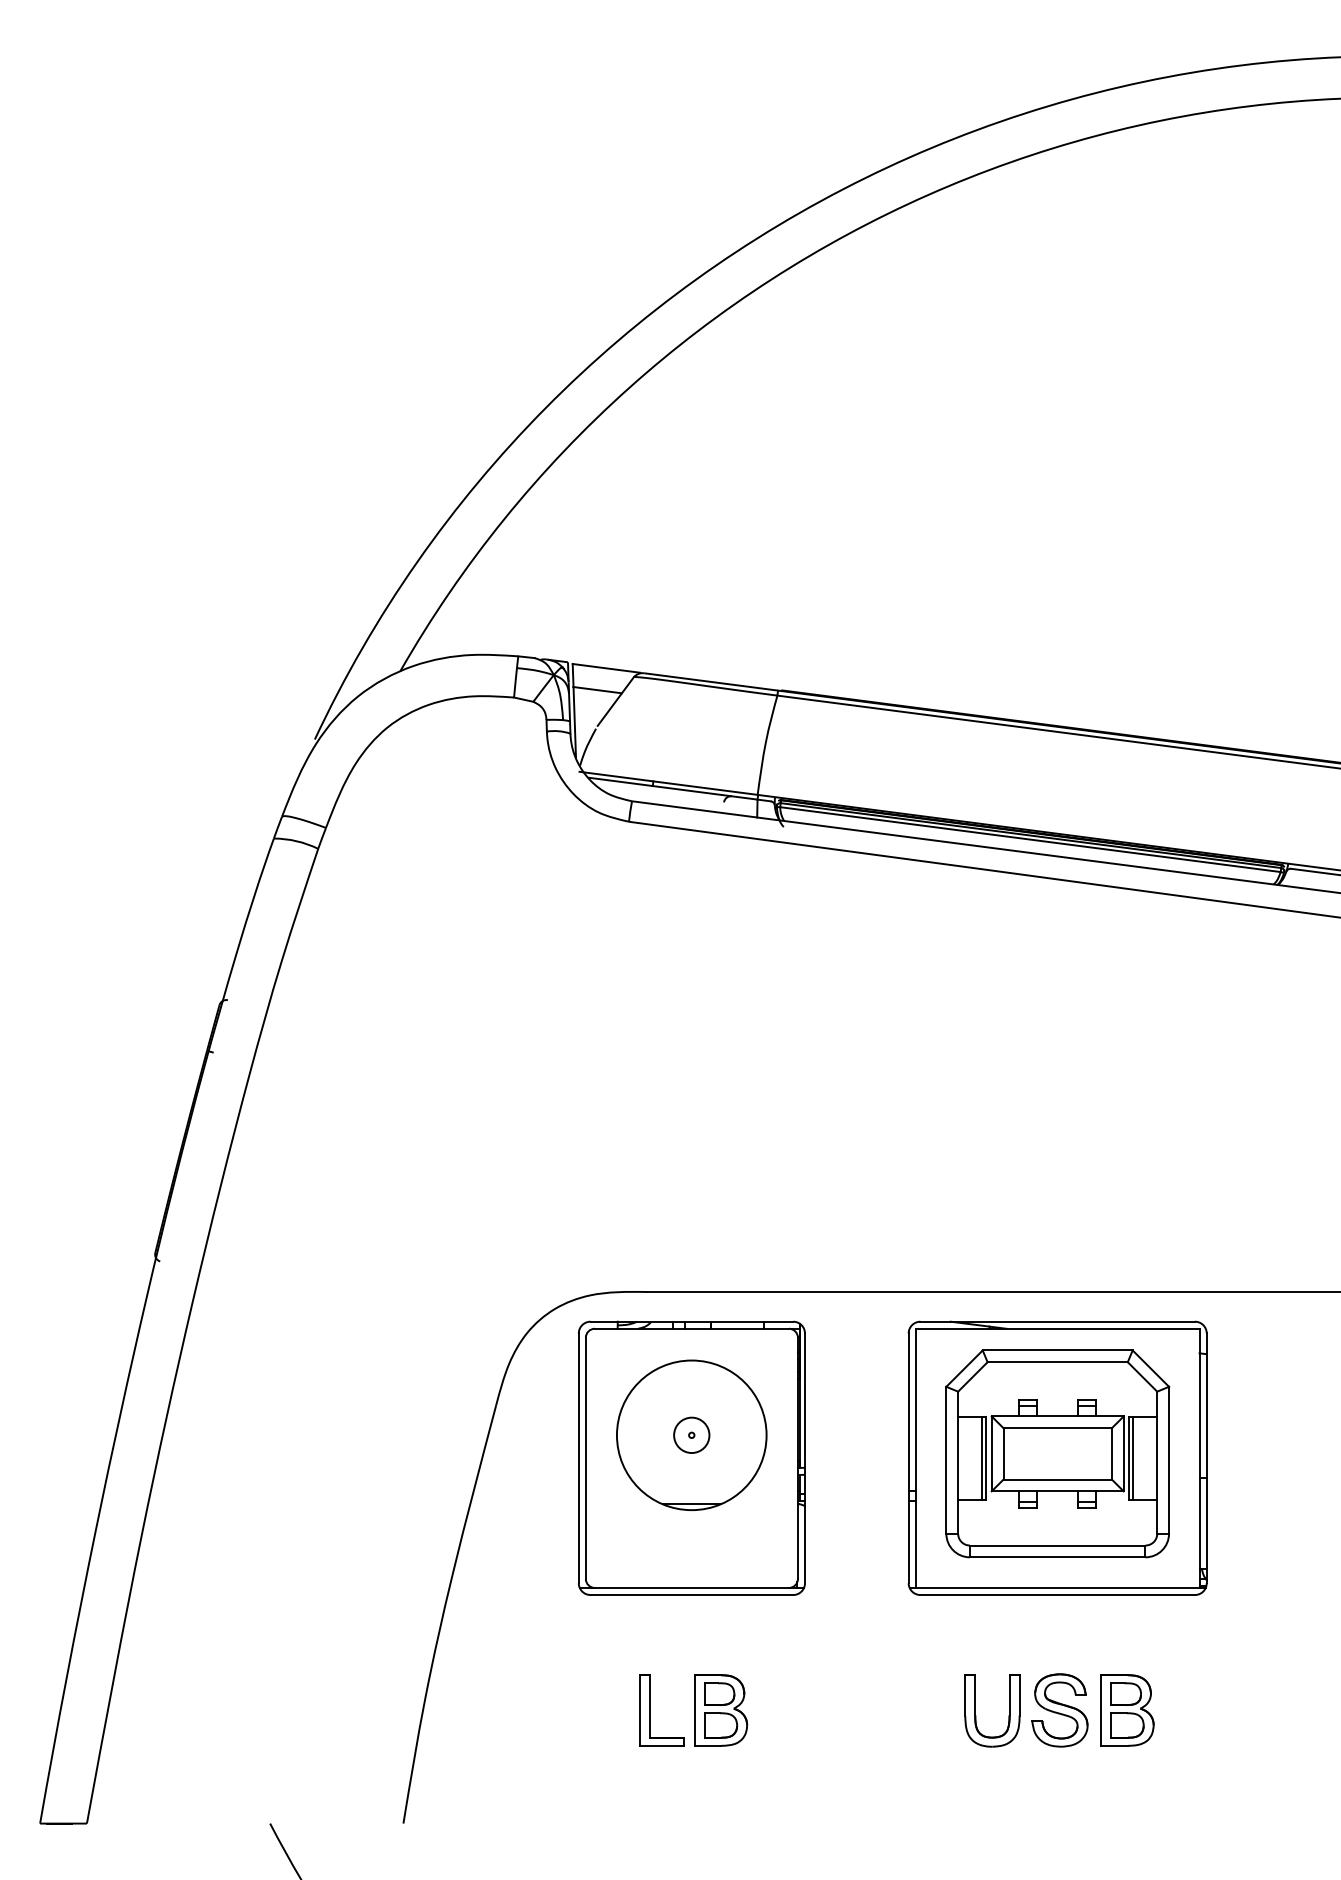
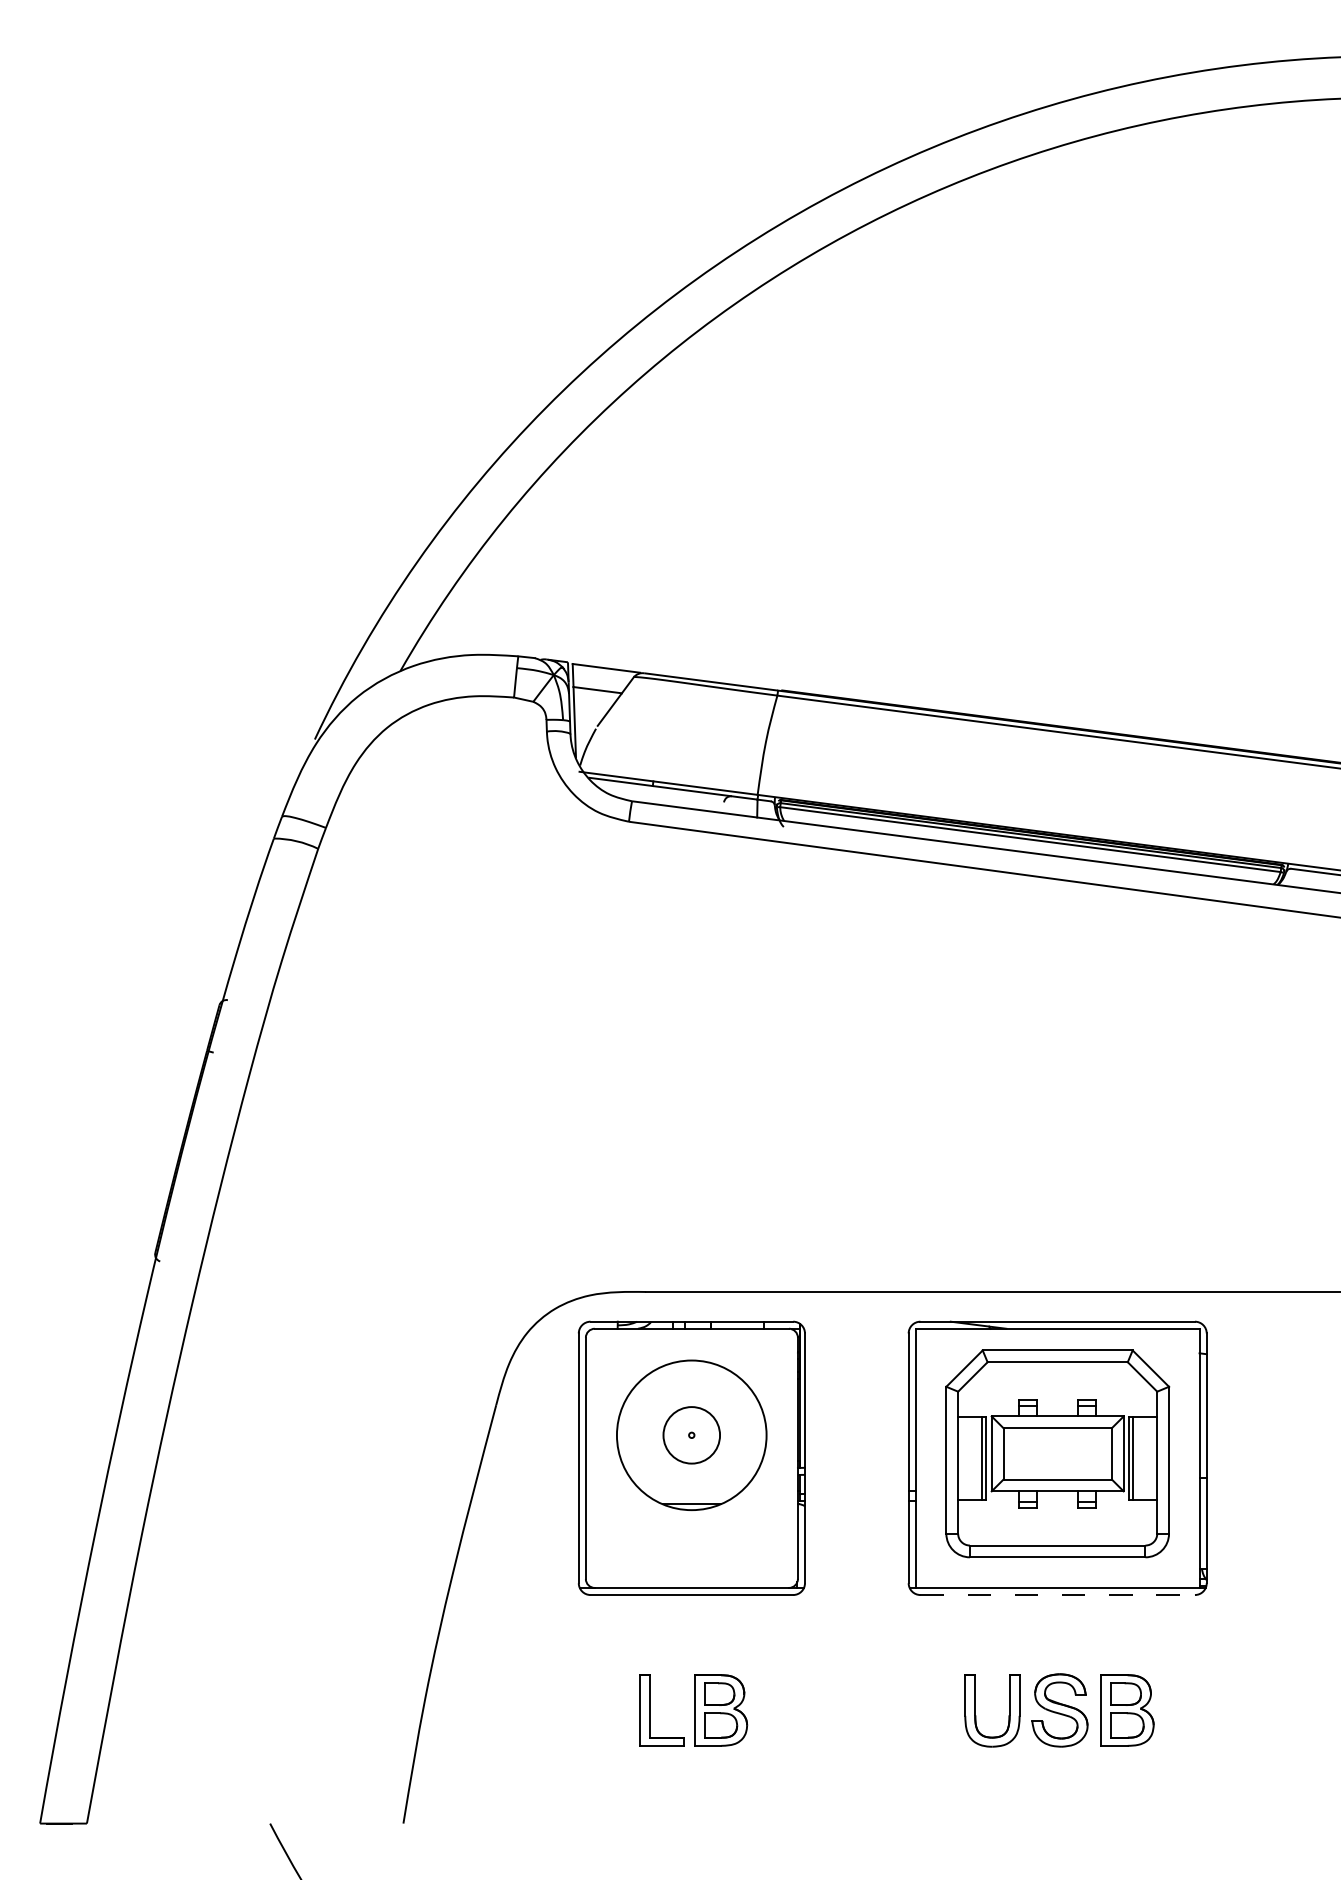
circle diameter: 35 px -> 57 px (691, 1435)
line: solid -> dashed (1058, 1595)
